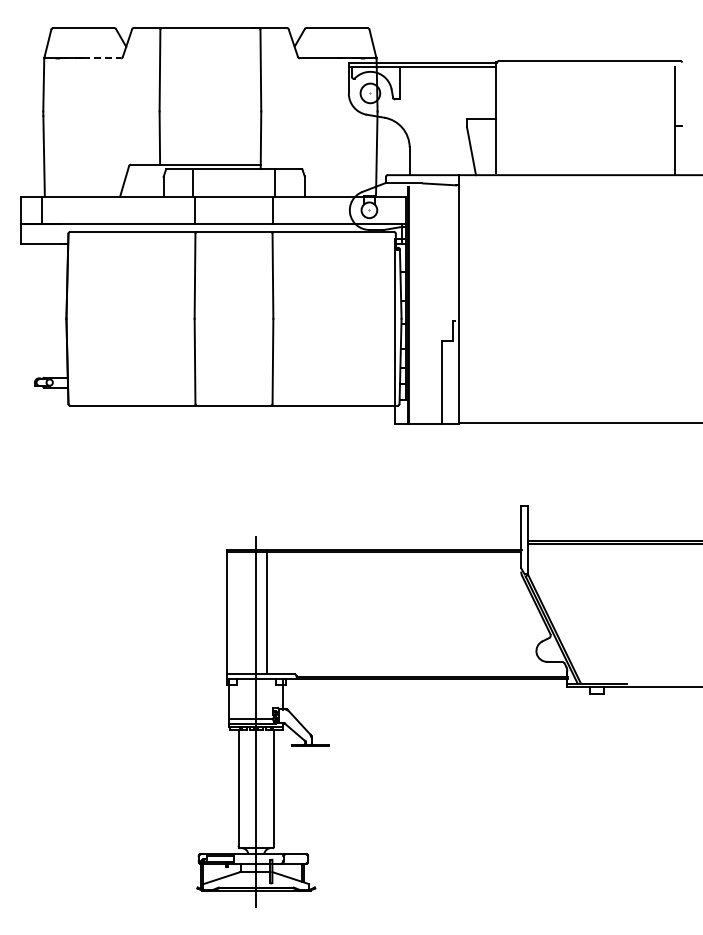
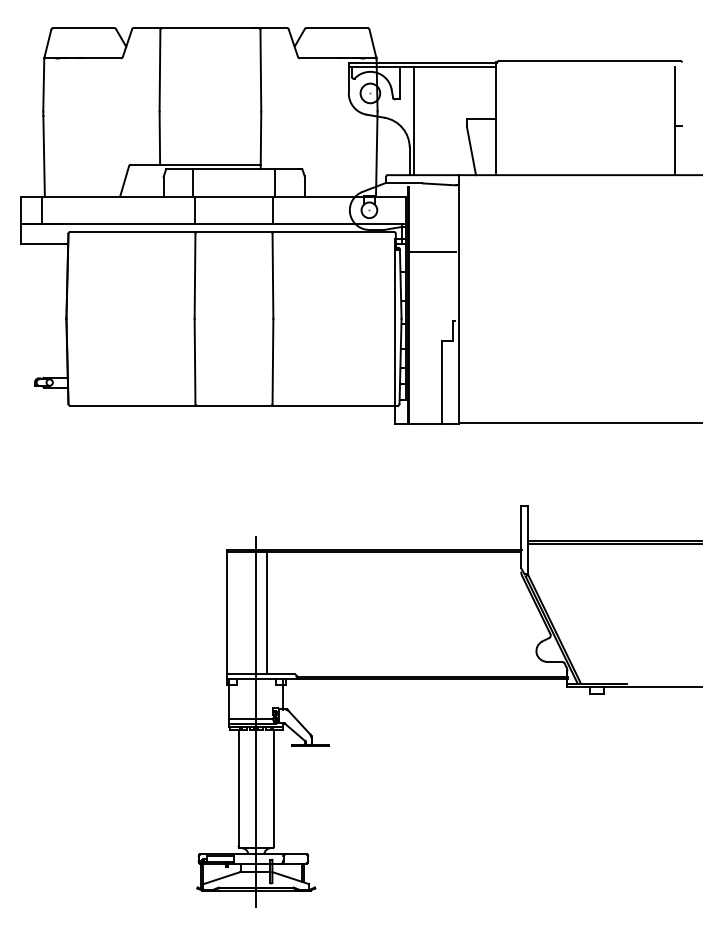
line: dashed -> solid (102, 58)
line: none -> present (414, 120)
line: none -> present (432, 252)
